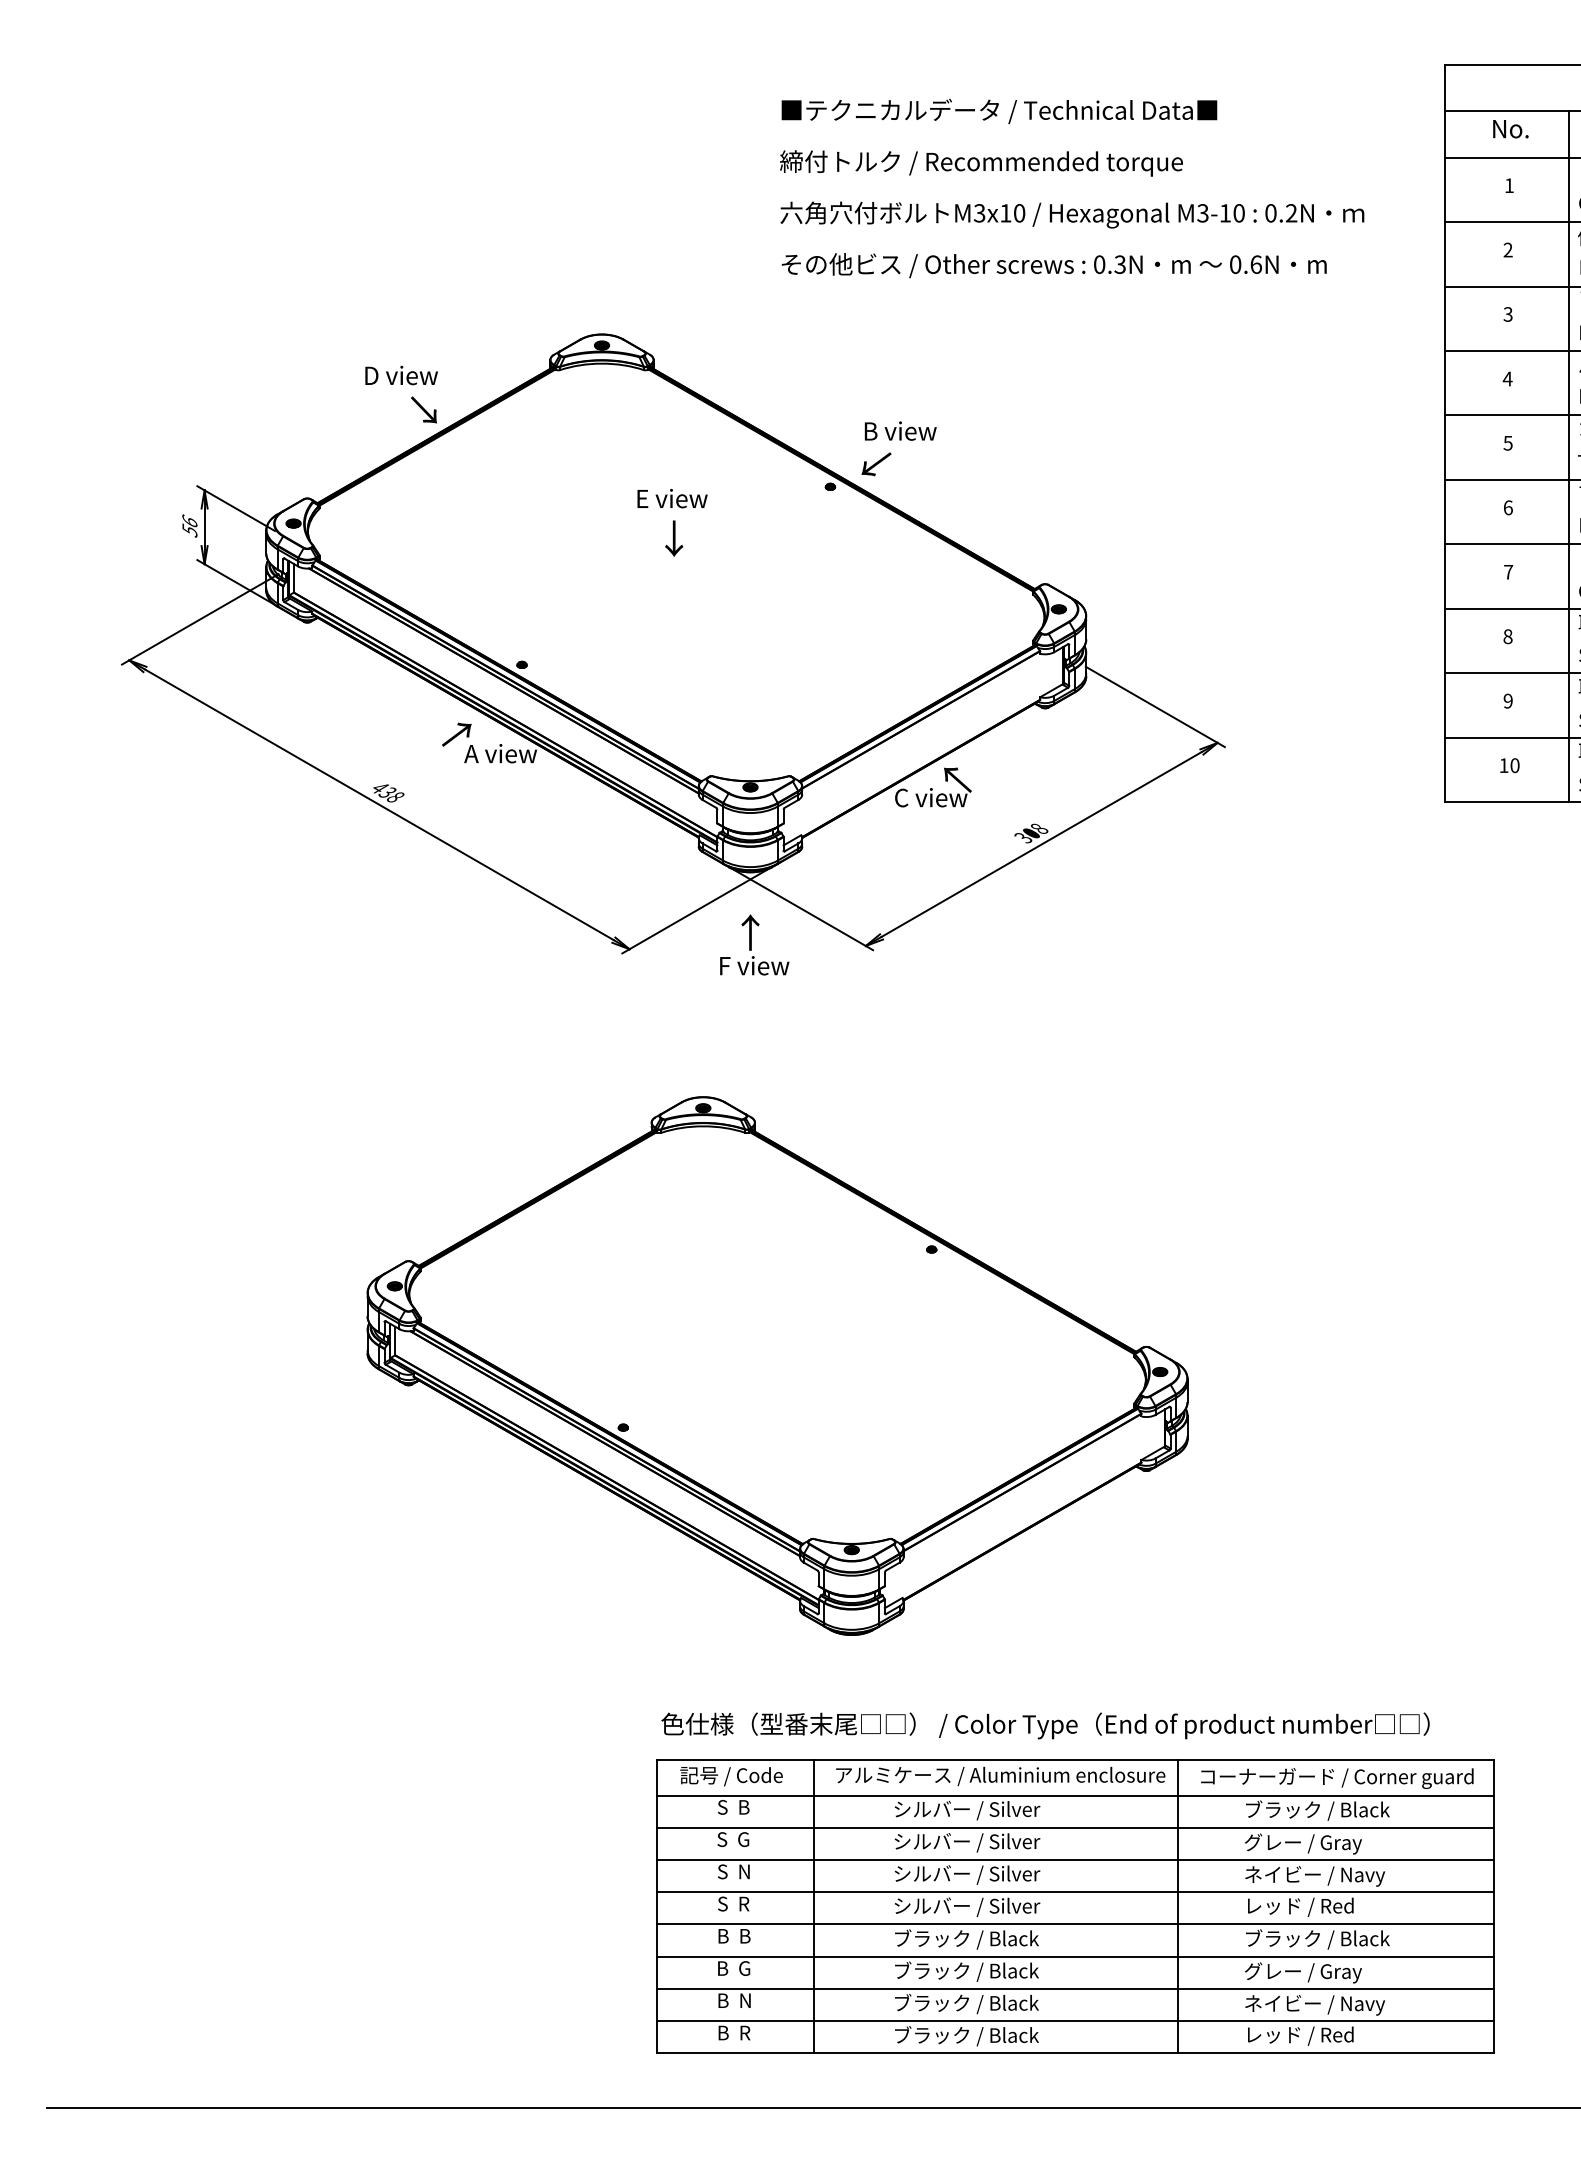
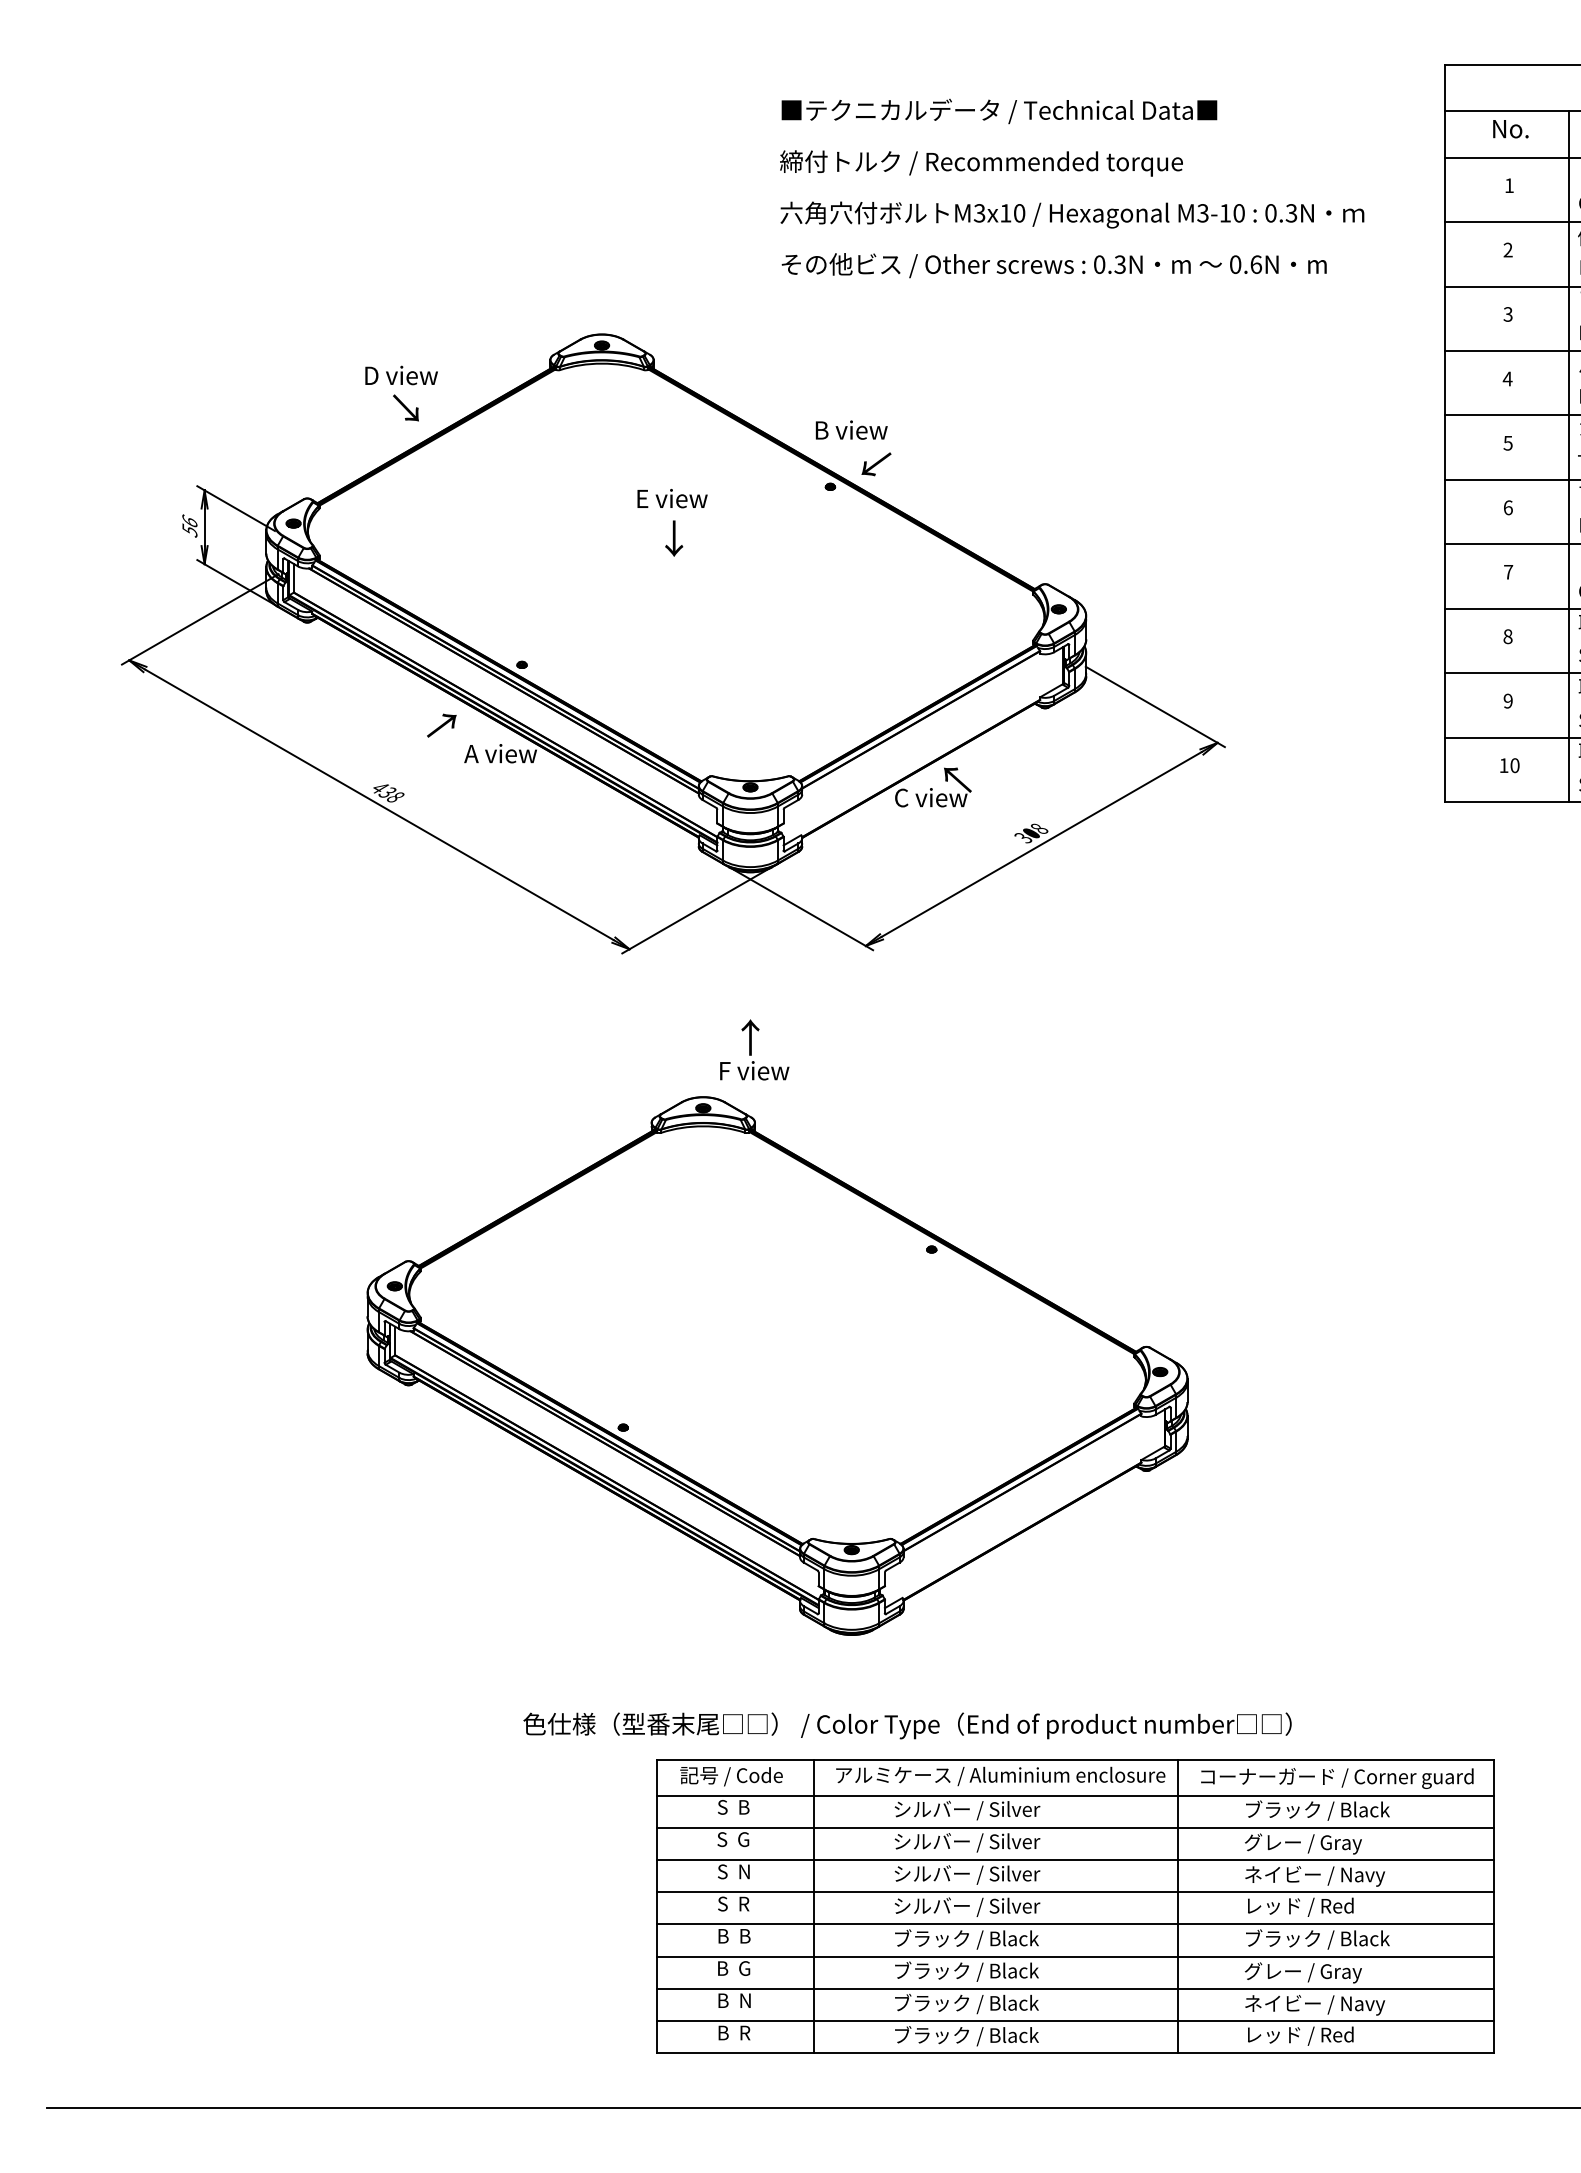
text: 0.2N -> 0.3N (1291, 213)
text position: (423, 409) -> (405, 407) (405, 407)
text position: (900, 430) -> (851, 429) (851, 429)
text position: (456, 734) -> (441, 725) (441, 725)
text position: (754, 944) -> (754, 1049) (754, 1049)
text position: (1045, 1725) -> (907, 1725) (907, 1725)
